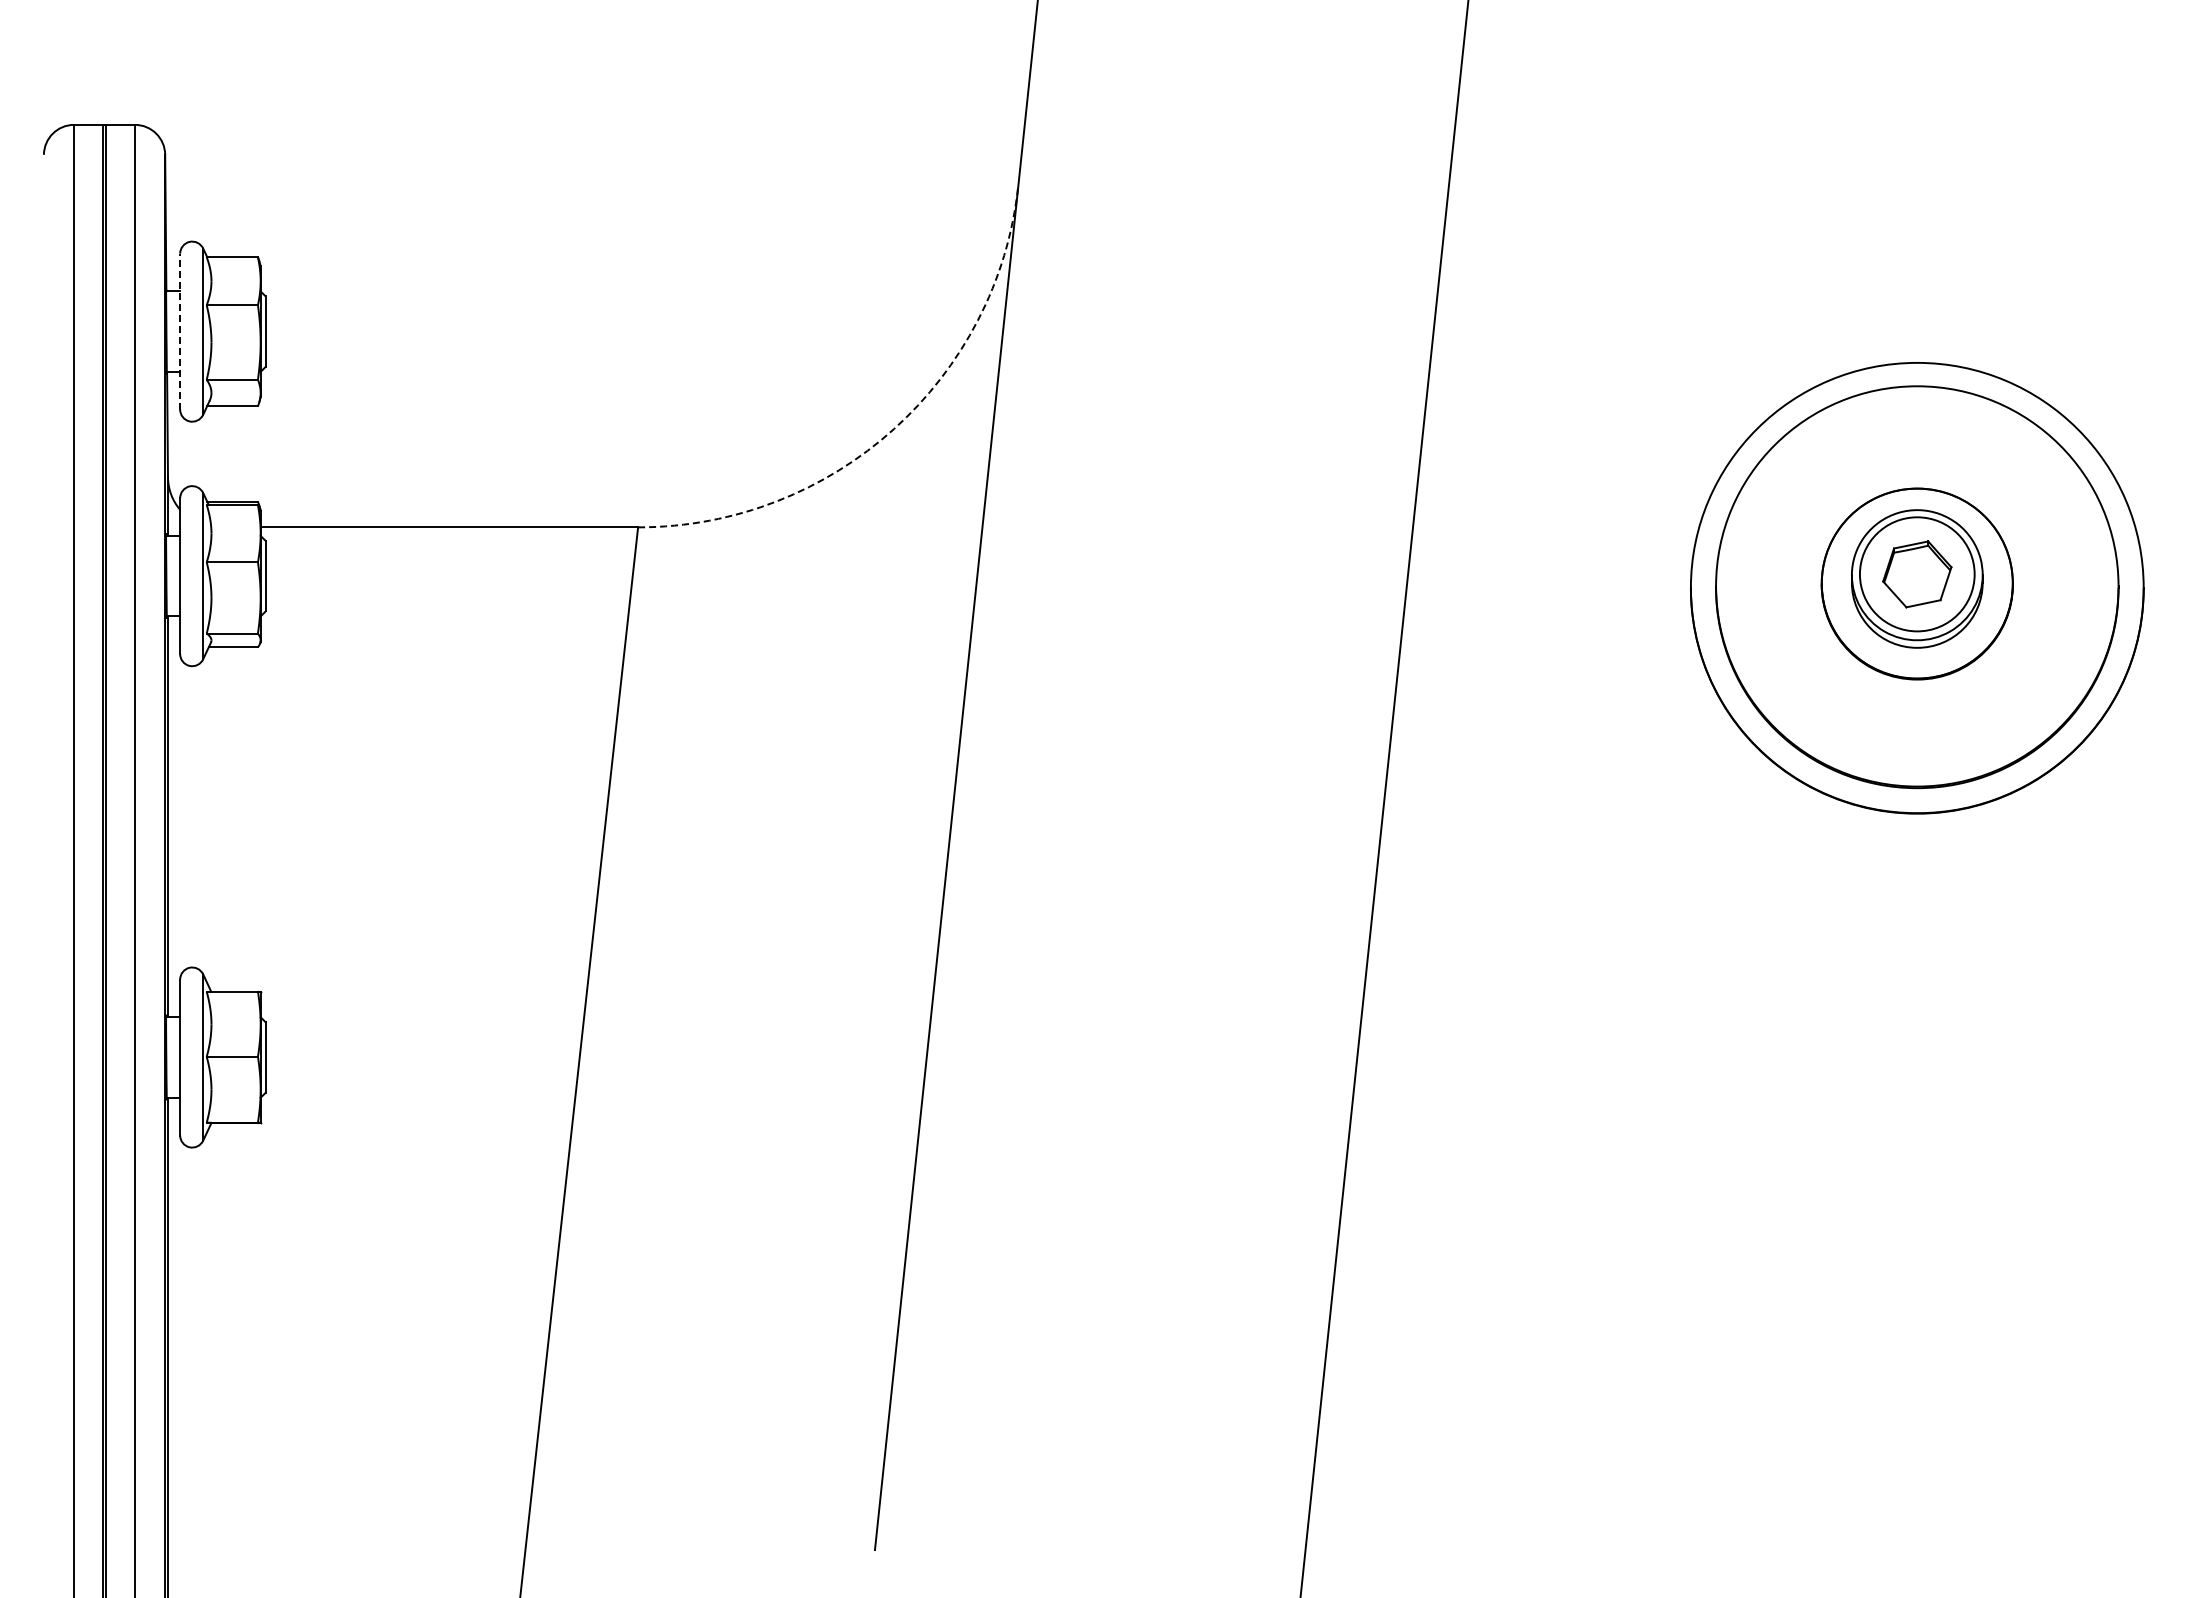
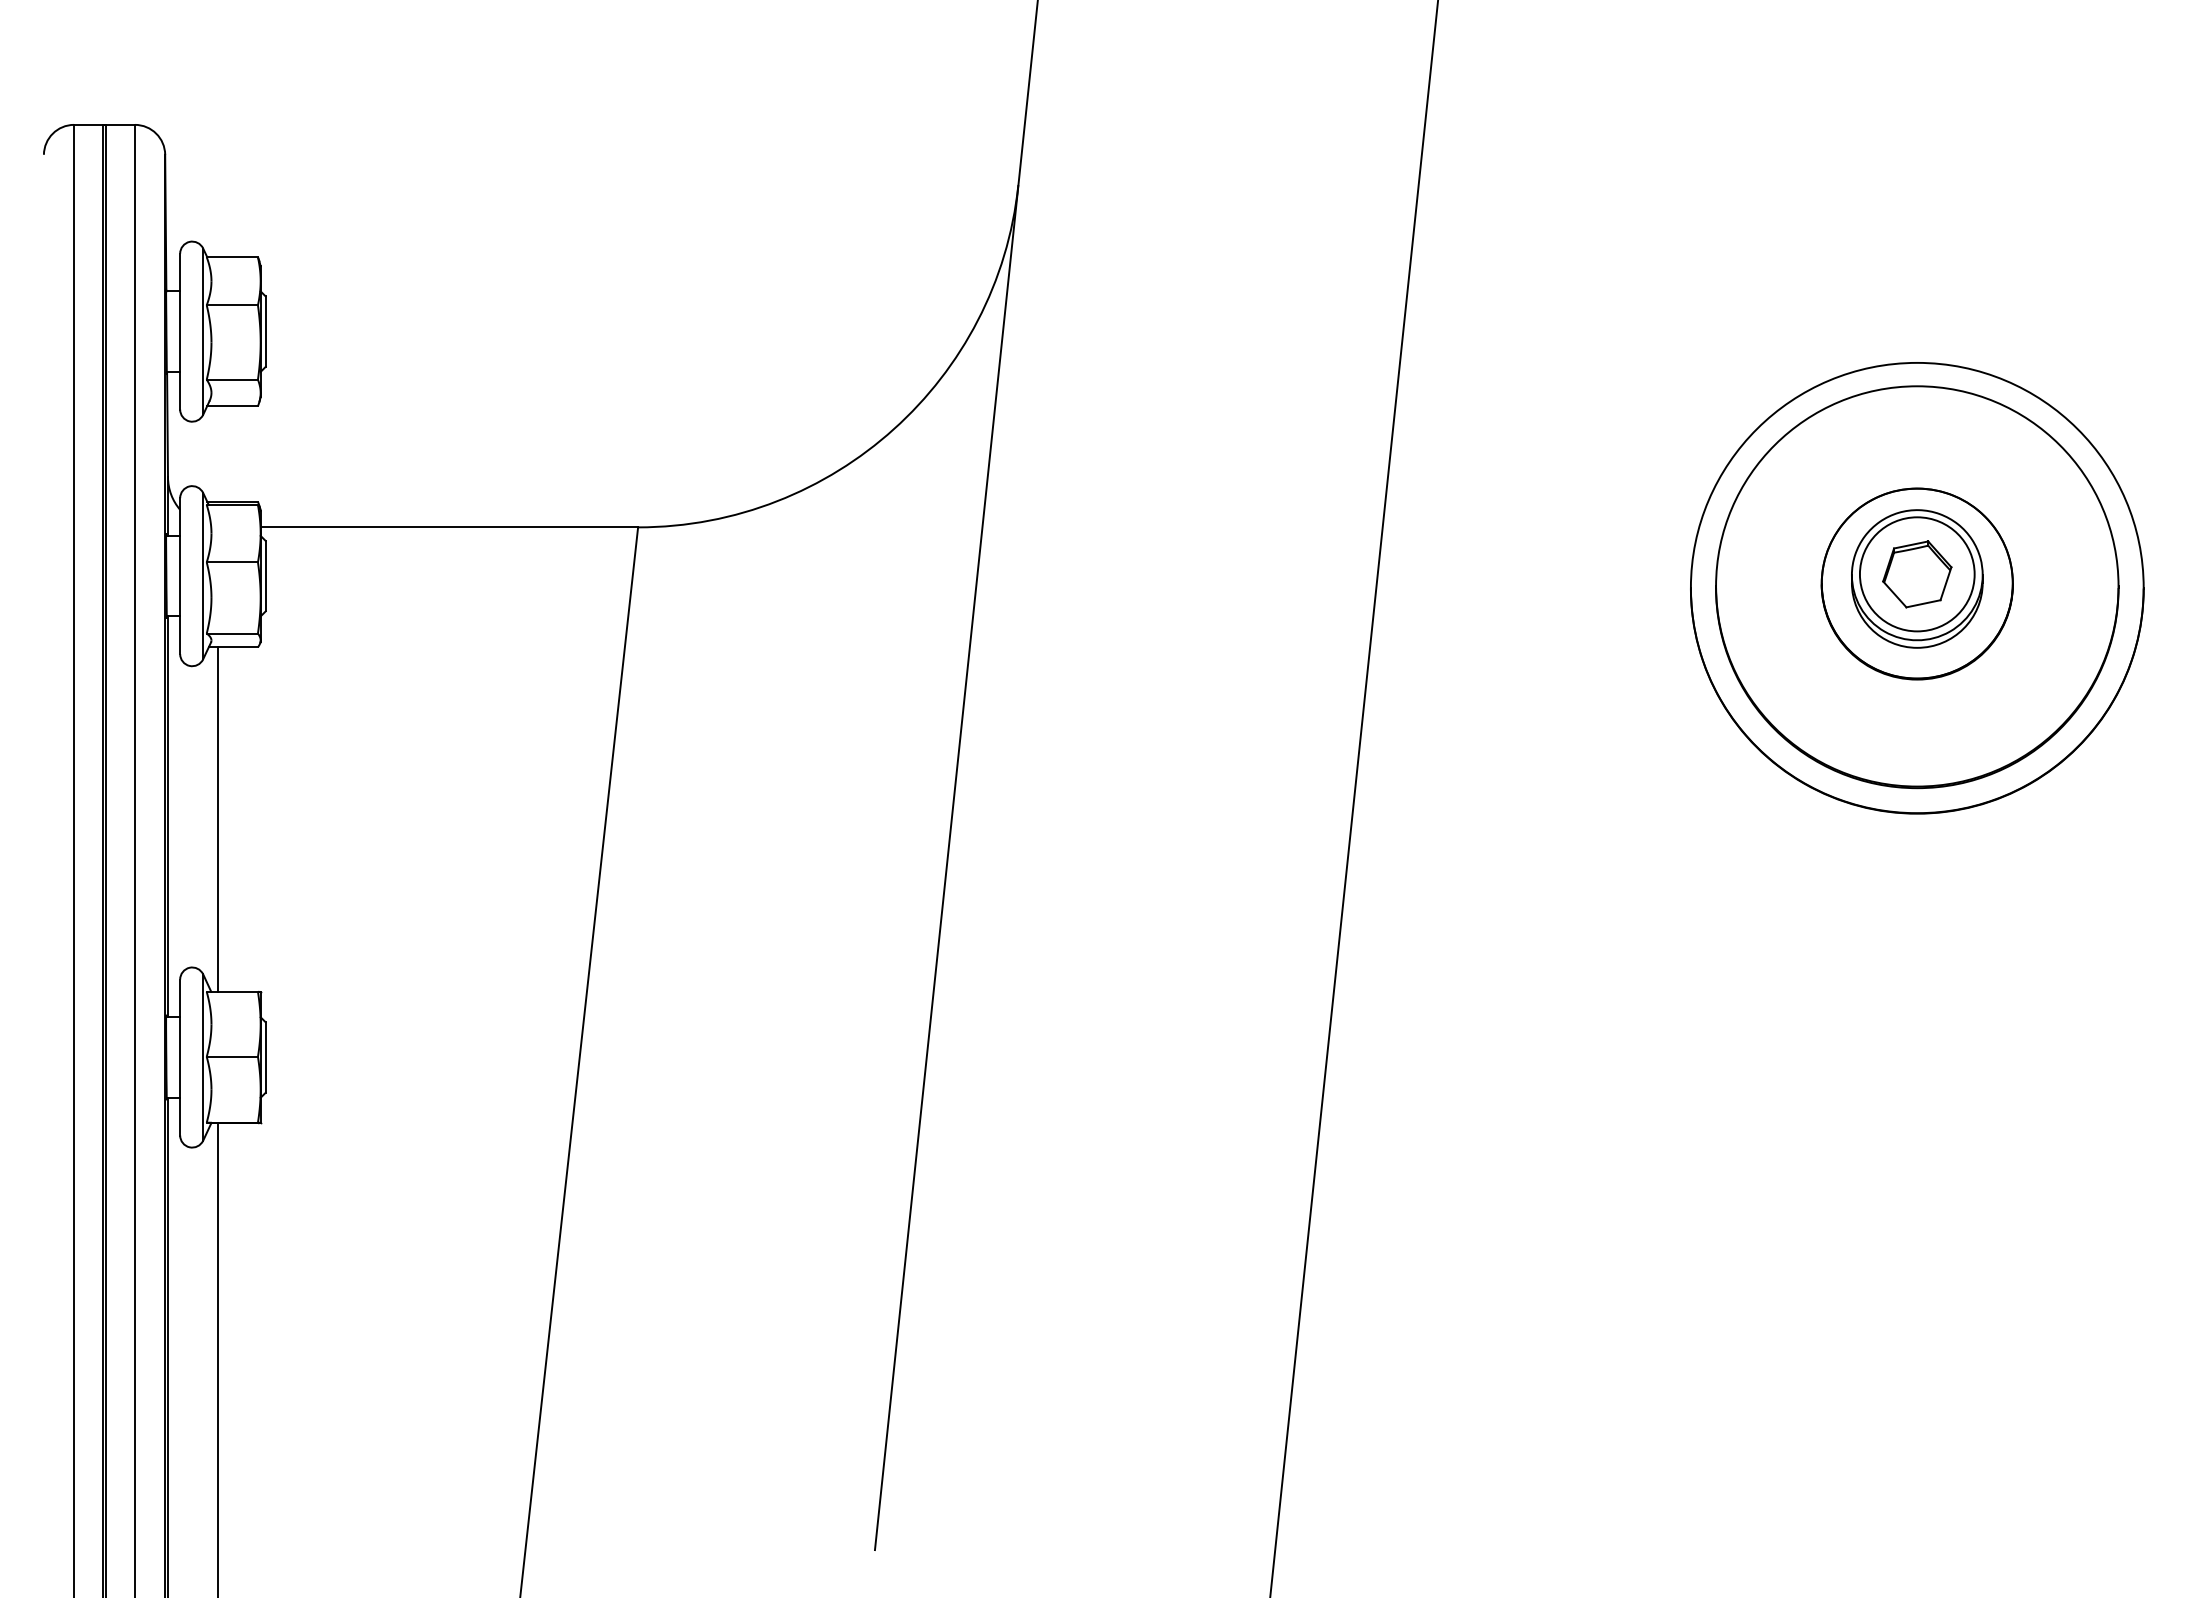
line: dashed -> solid (180, 331)
arc: dashed -> solid (893, 429)
line position: (1384, 798) -> (1353, 798) (1353, 798)
line: none -> present (218, 819)
line: none -> present (218, 1358)
